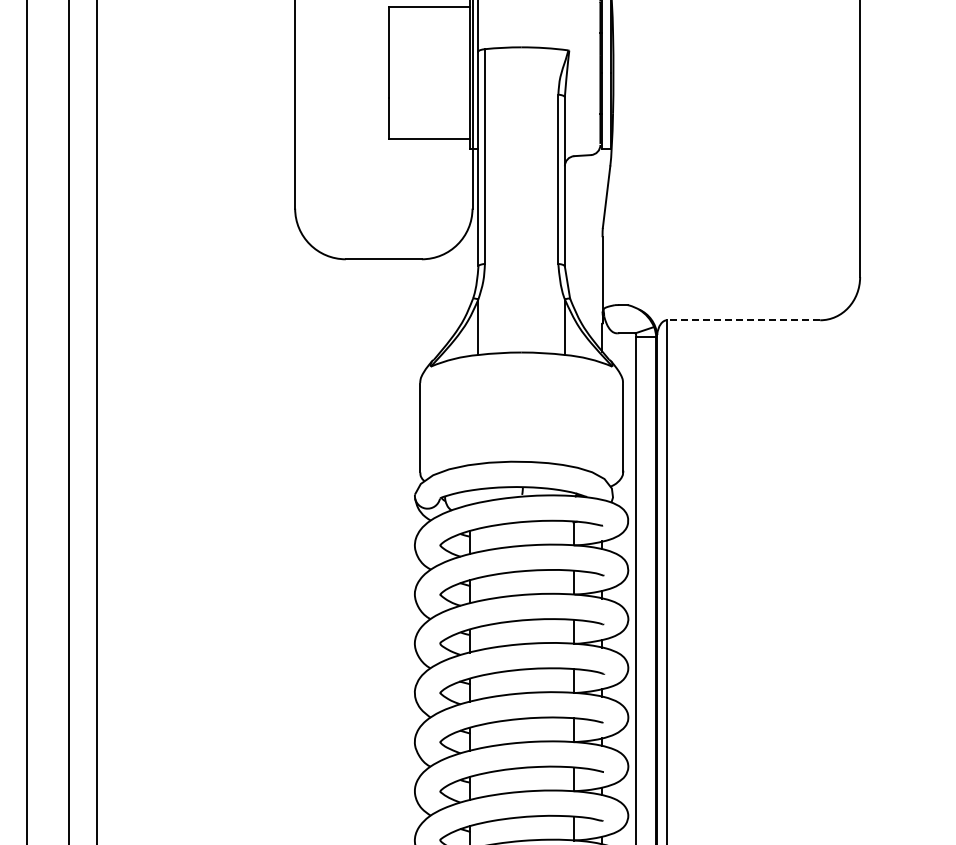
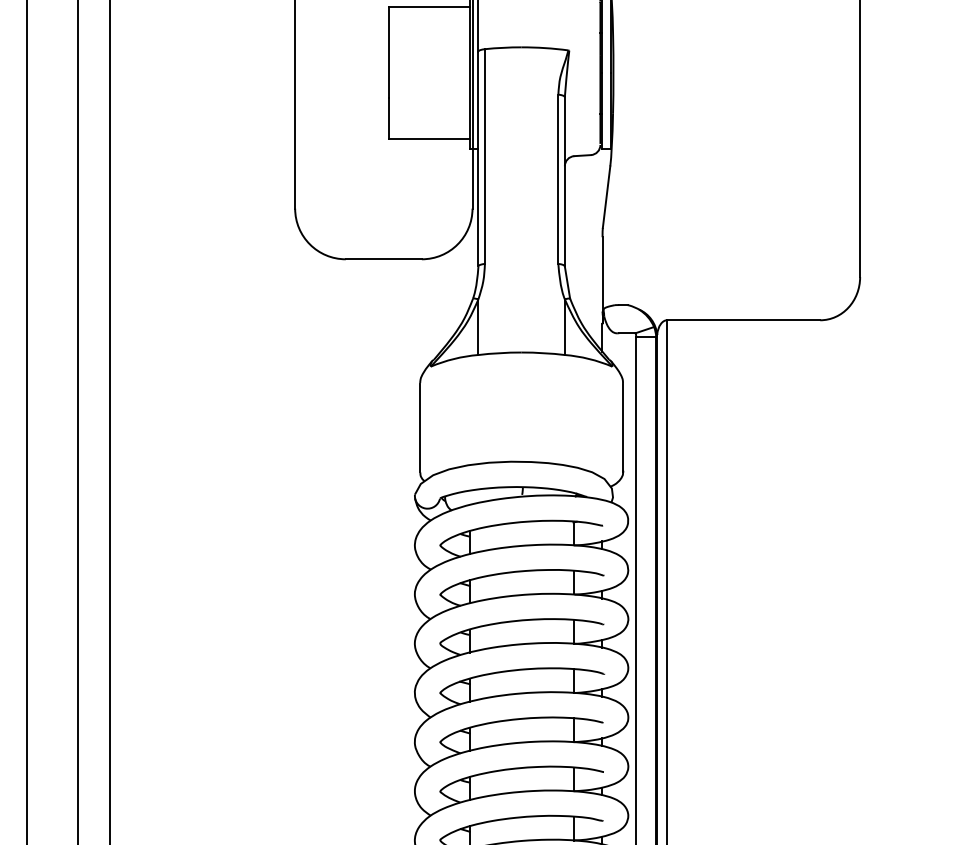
line: dashed -> solid (743, 320)
line position: (69, 421) -> (78, 421) (78, 421)
line position: (97, 421) -> (110, 421) (110, 421)
